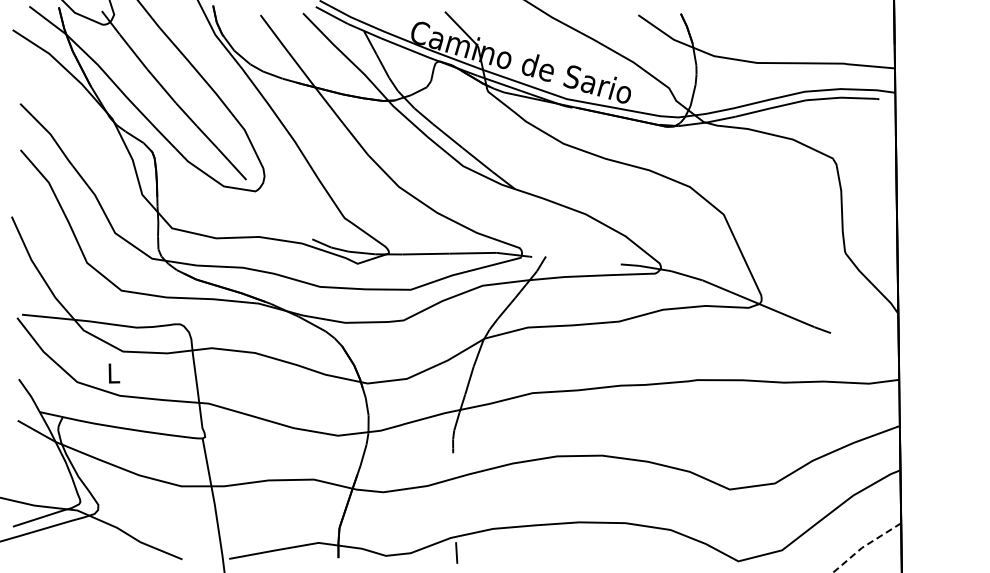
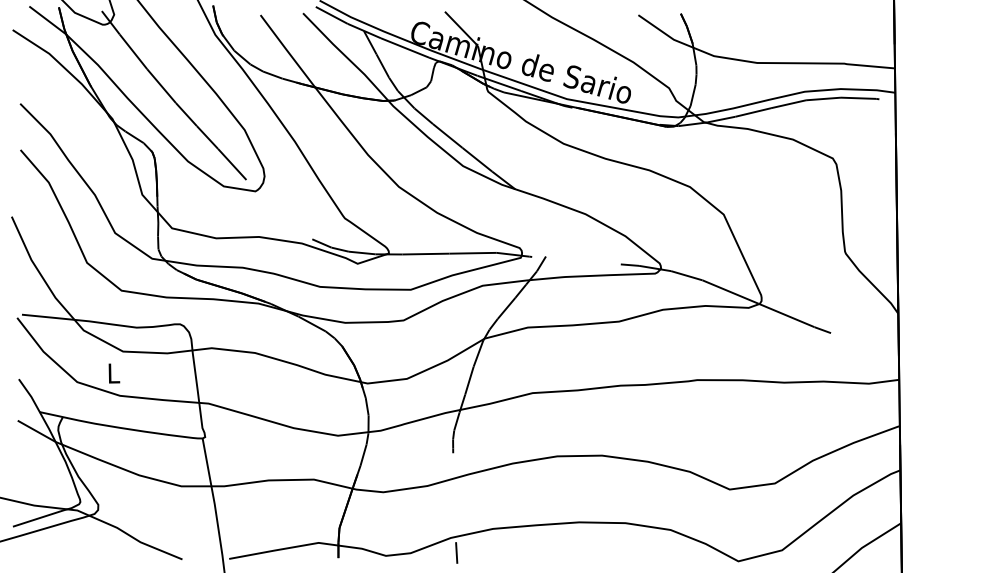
line: dashed -> solid (865, 545)
